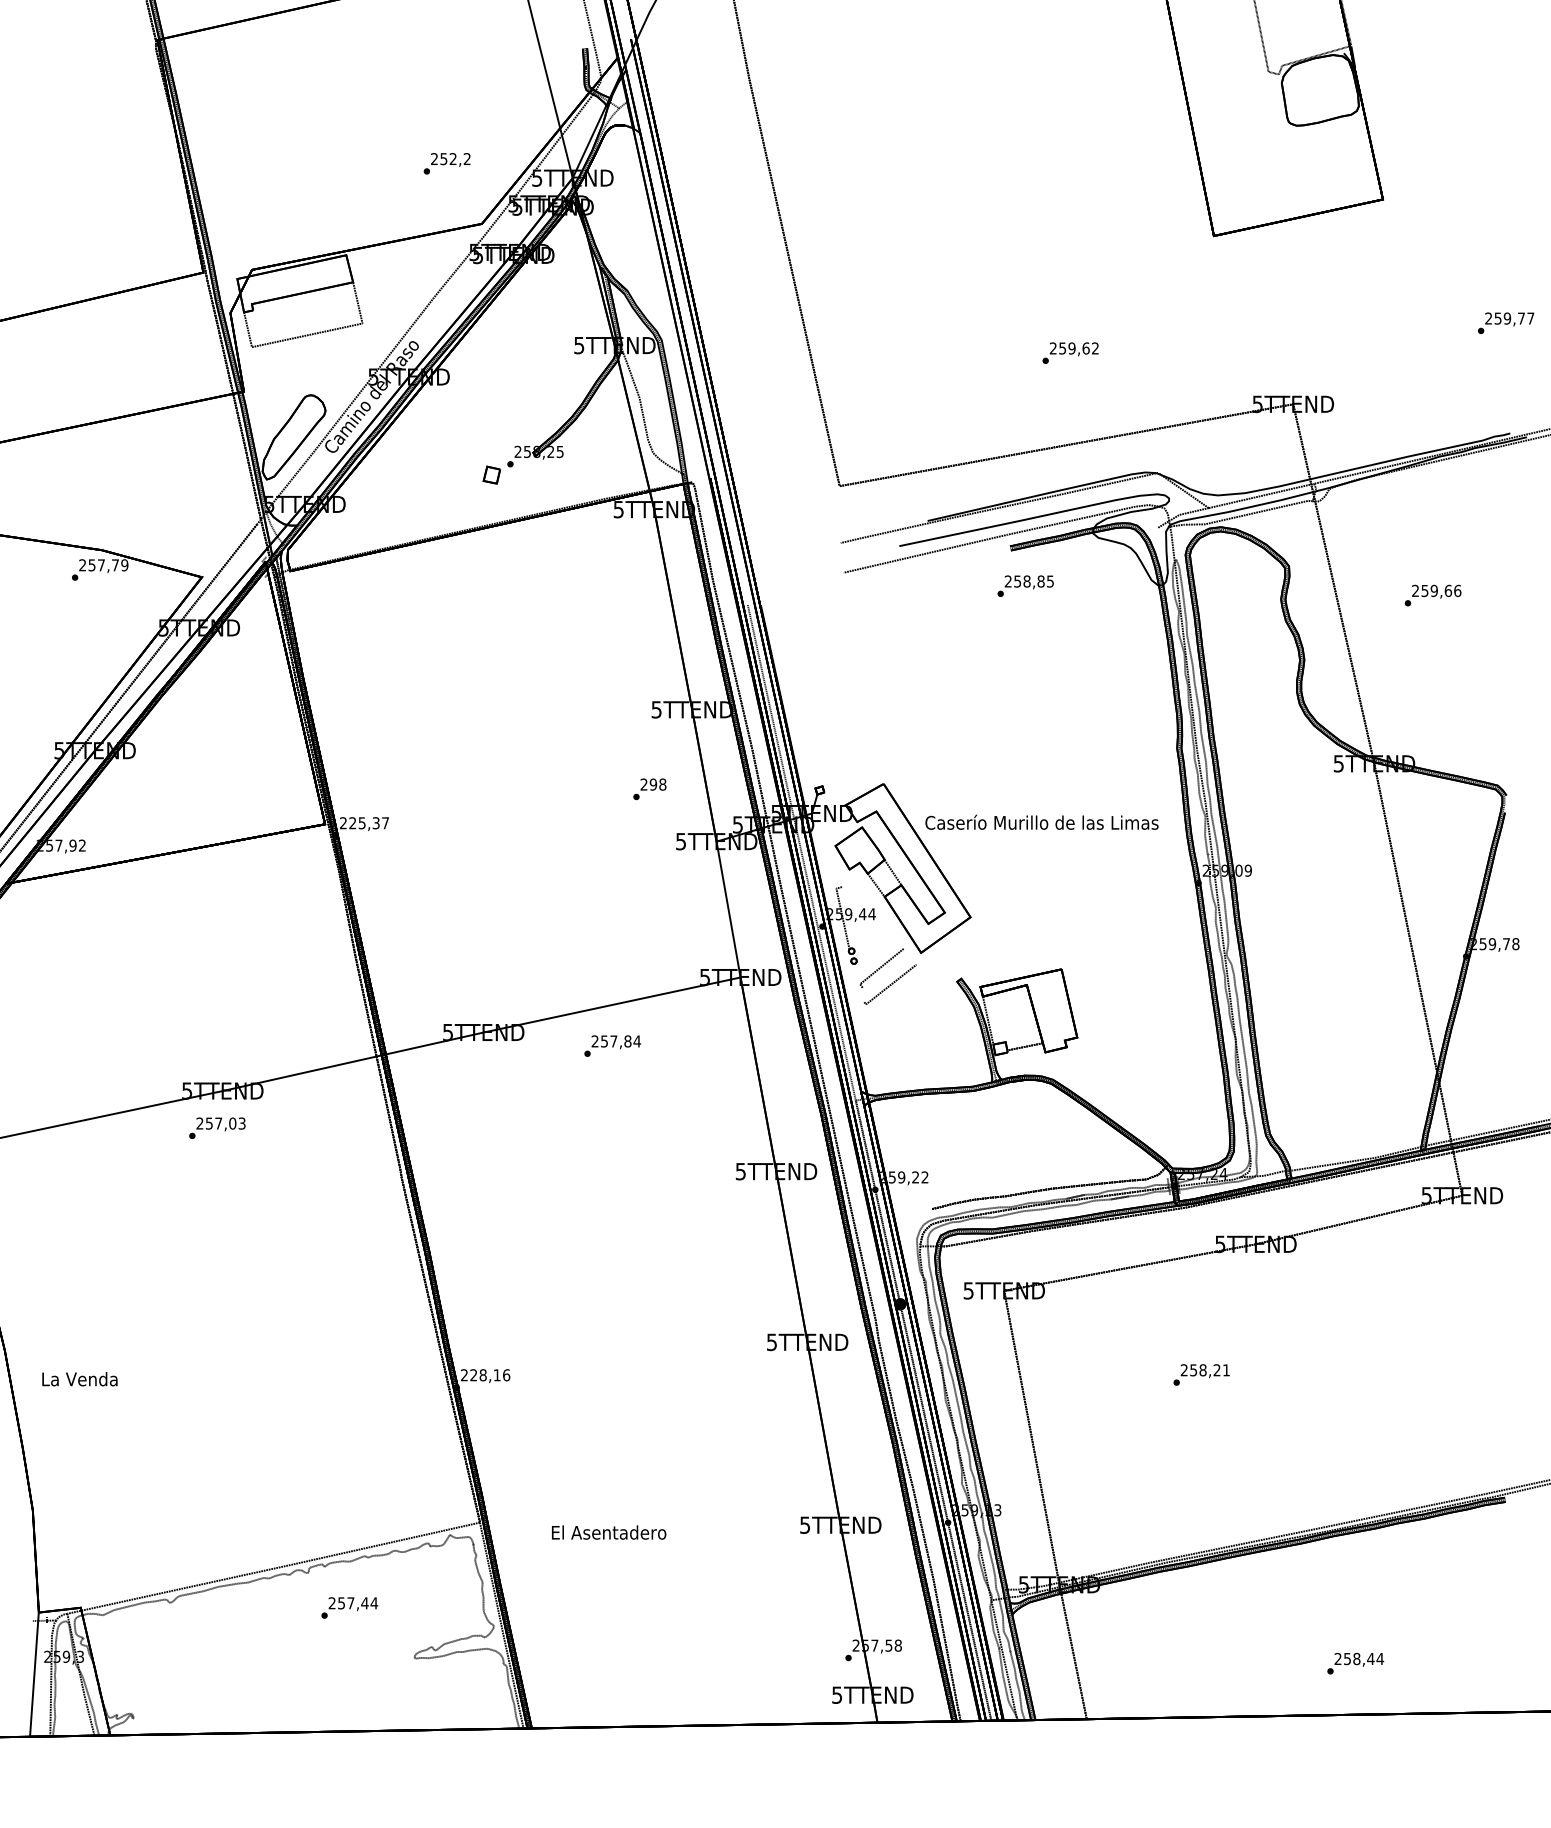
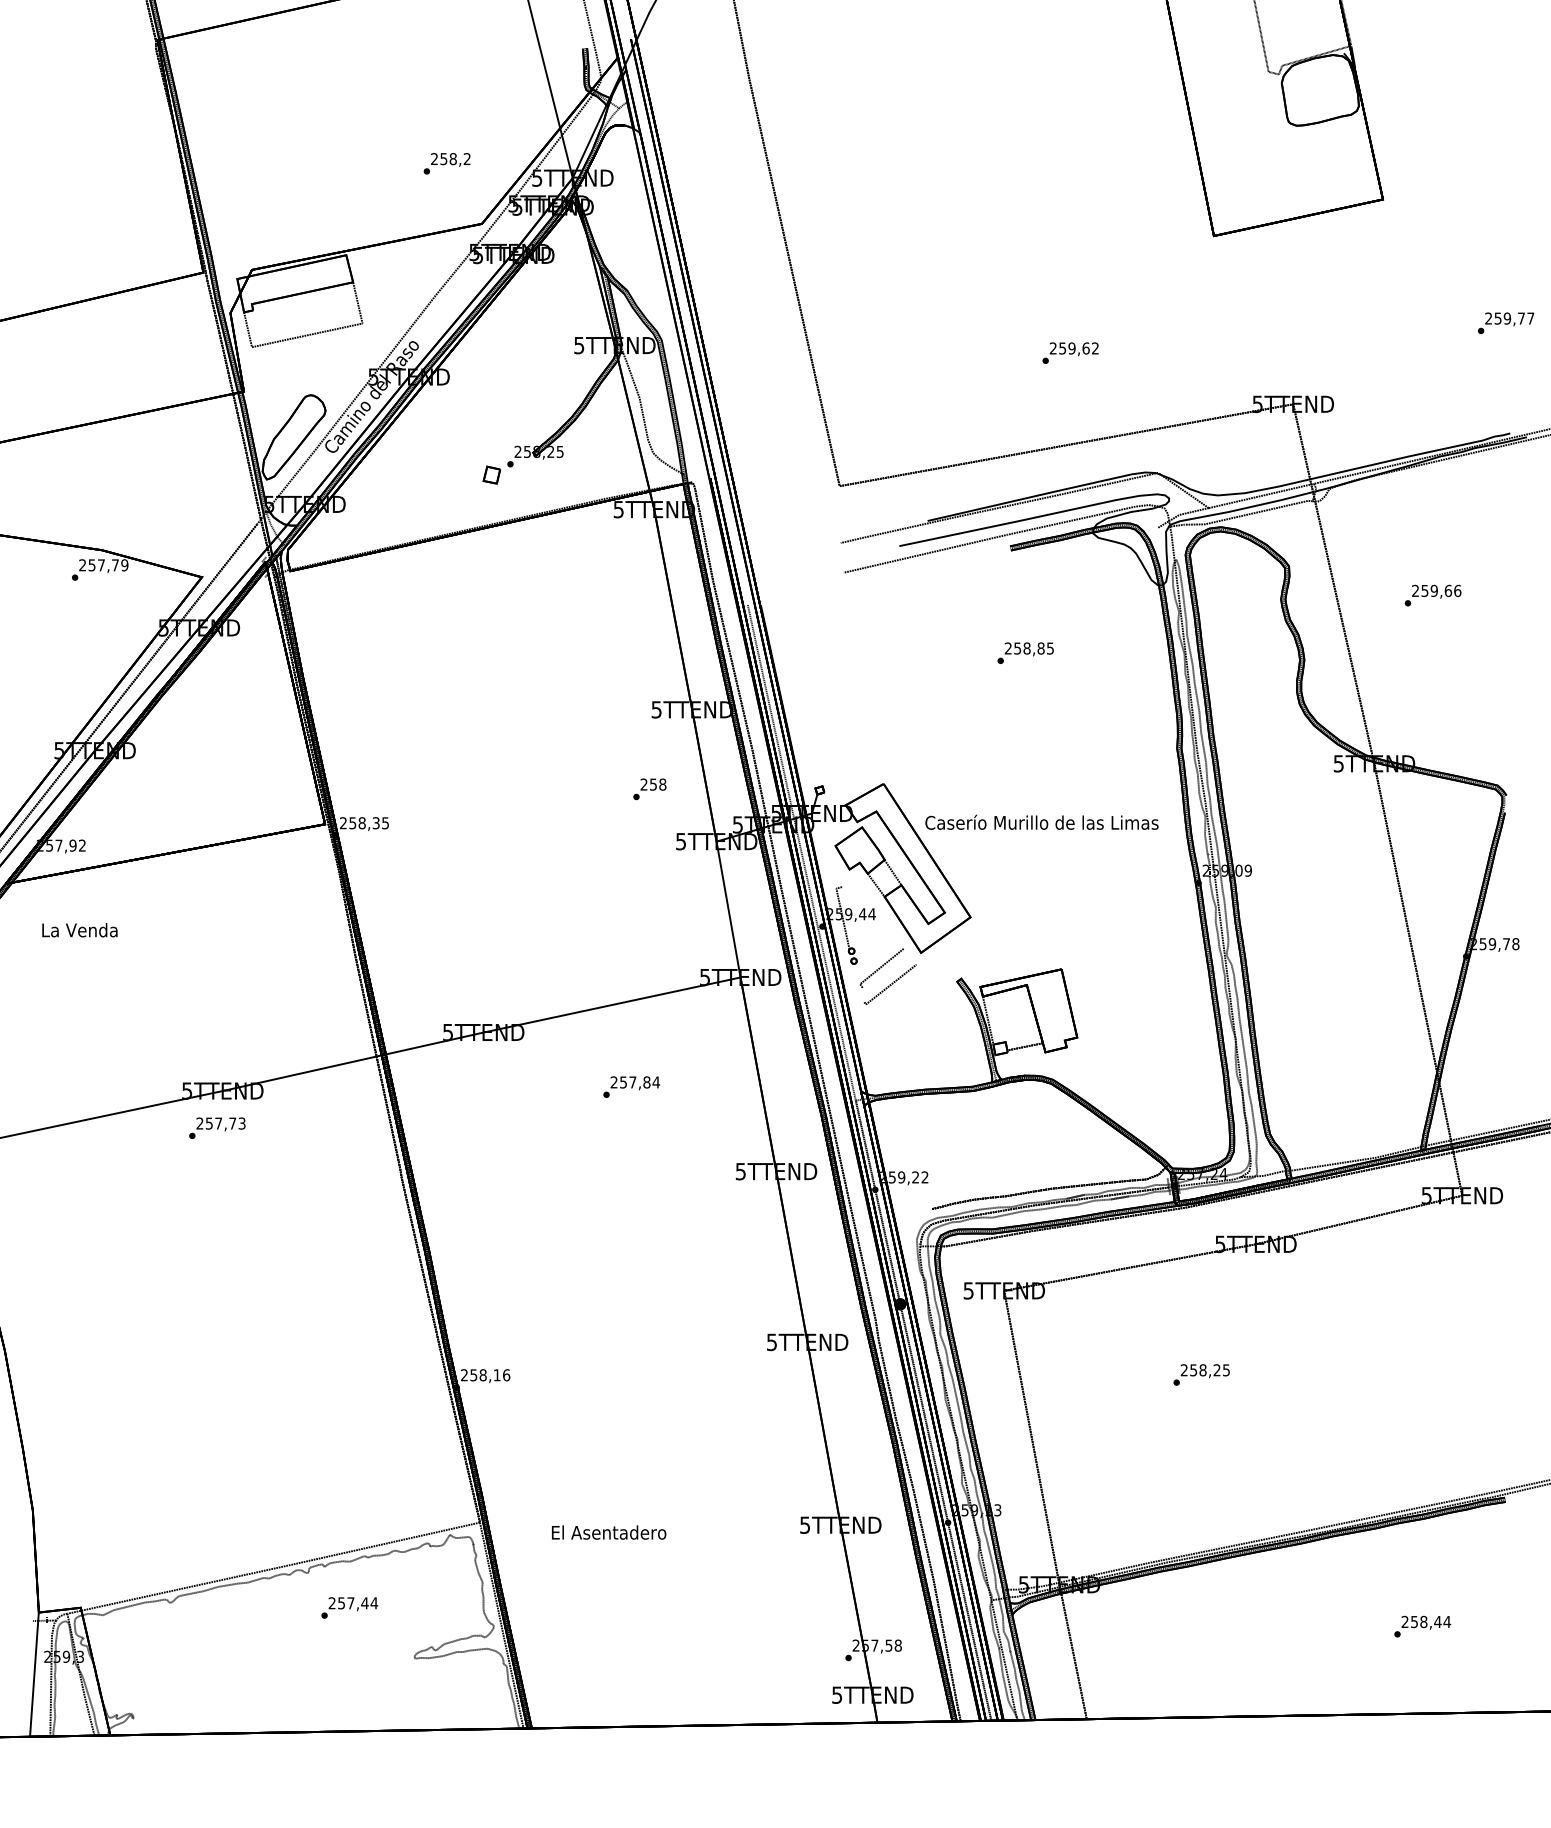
text: 252,2 -> 258,2 (452, 159)
text position: (1025, 585) -> (1025, 652) (1025, 652)
text: 298 -> 258 (653, 784)
text: 225,37 -> 258,35 (368, 823)
text position: (612, 1045) -> (631, 1086) (631, 1086)
text: 257,03 -> 257,73 (232, 1123)
text: 258,21 -> 258,25 (1226, 1370)
text: 228,16 -> 258,16 (473, 1375)
text position: (79, 1379) -> (79, 930) (79, 930)
text position: (1355, 1663) -> (1422, 1626) (1422, 1626)
